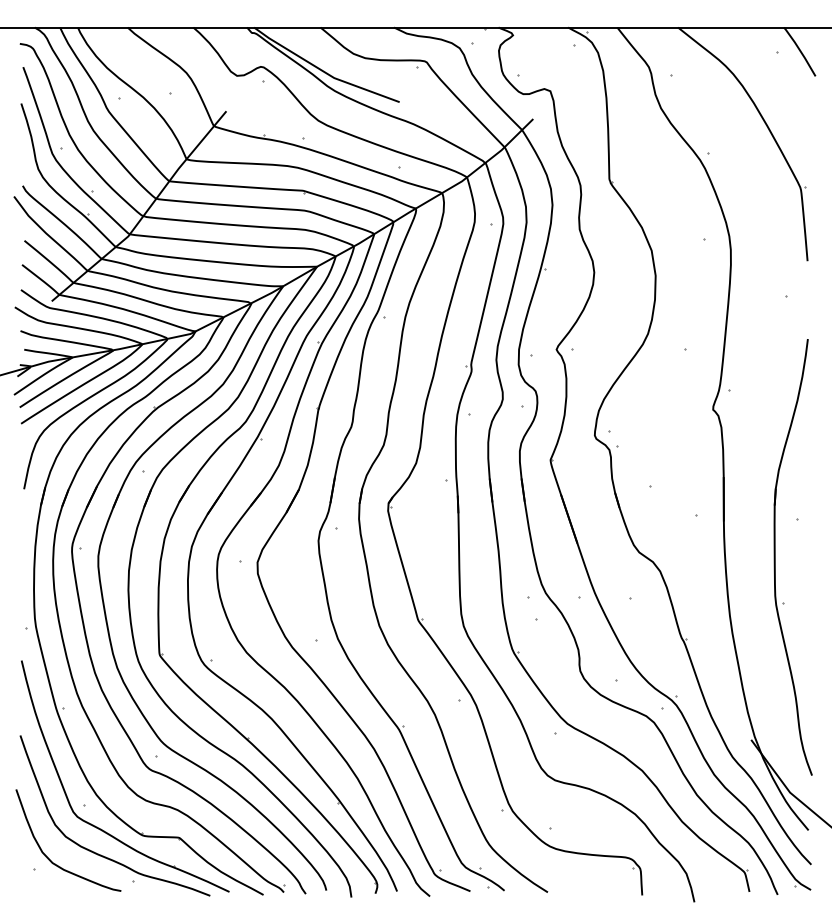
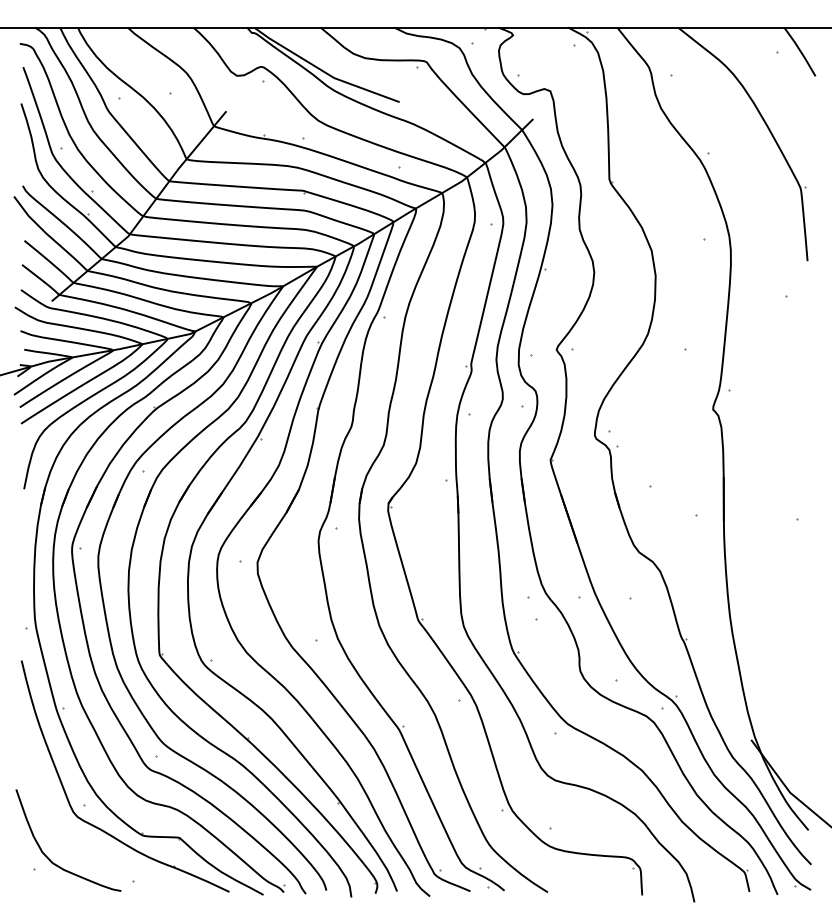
part: present -> none (775, 557)
curve: present -> none (101, 854)
